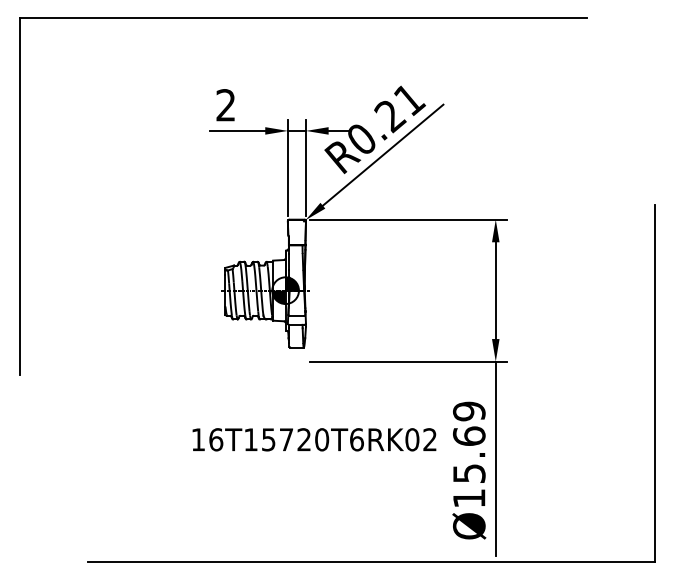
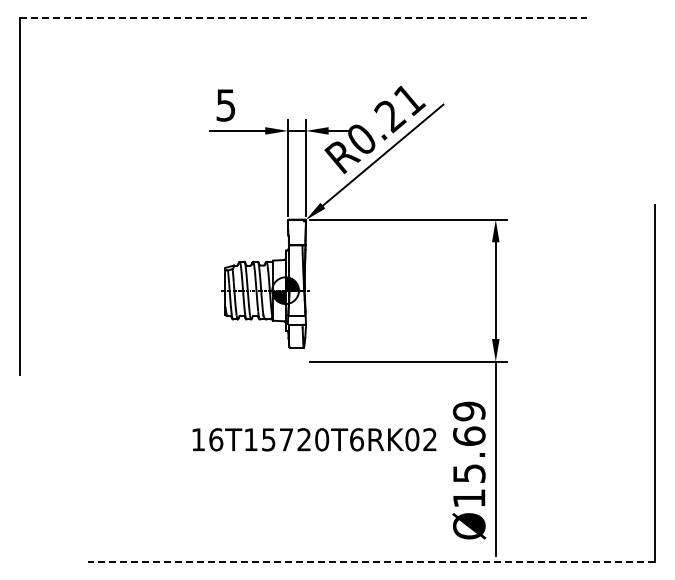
line: solid -> dashed (304, 17)
text: 2 -> 5 (225, 105)
line: solid -> dashed (370, 562)
